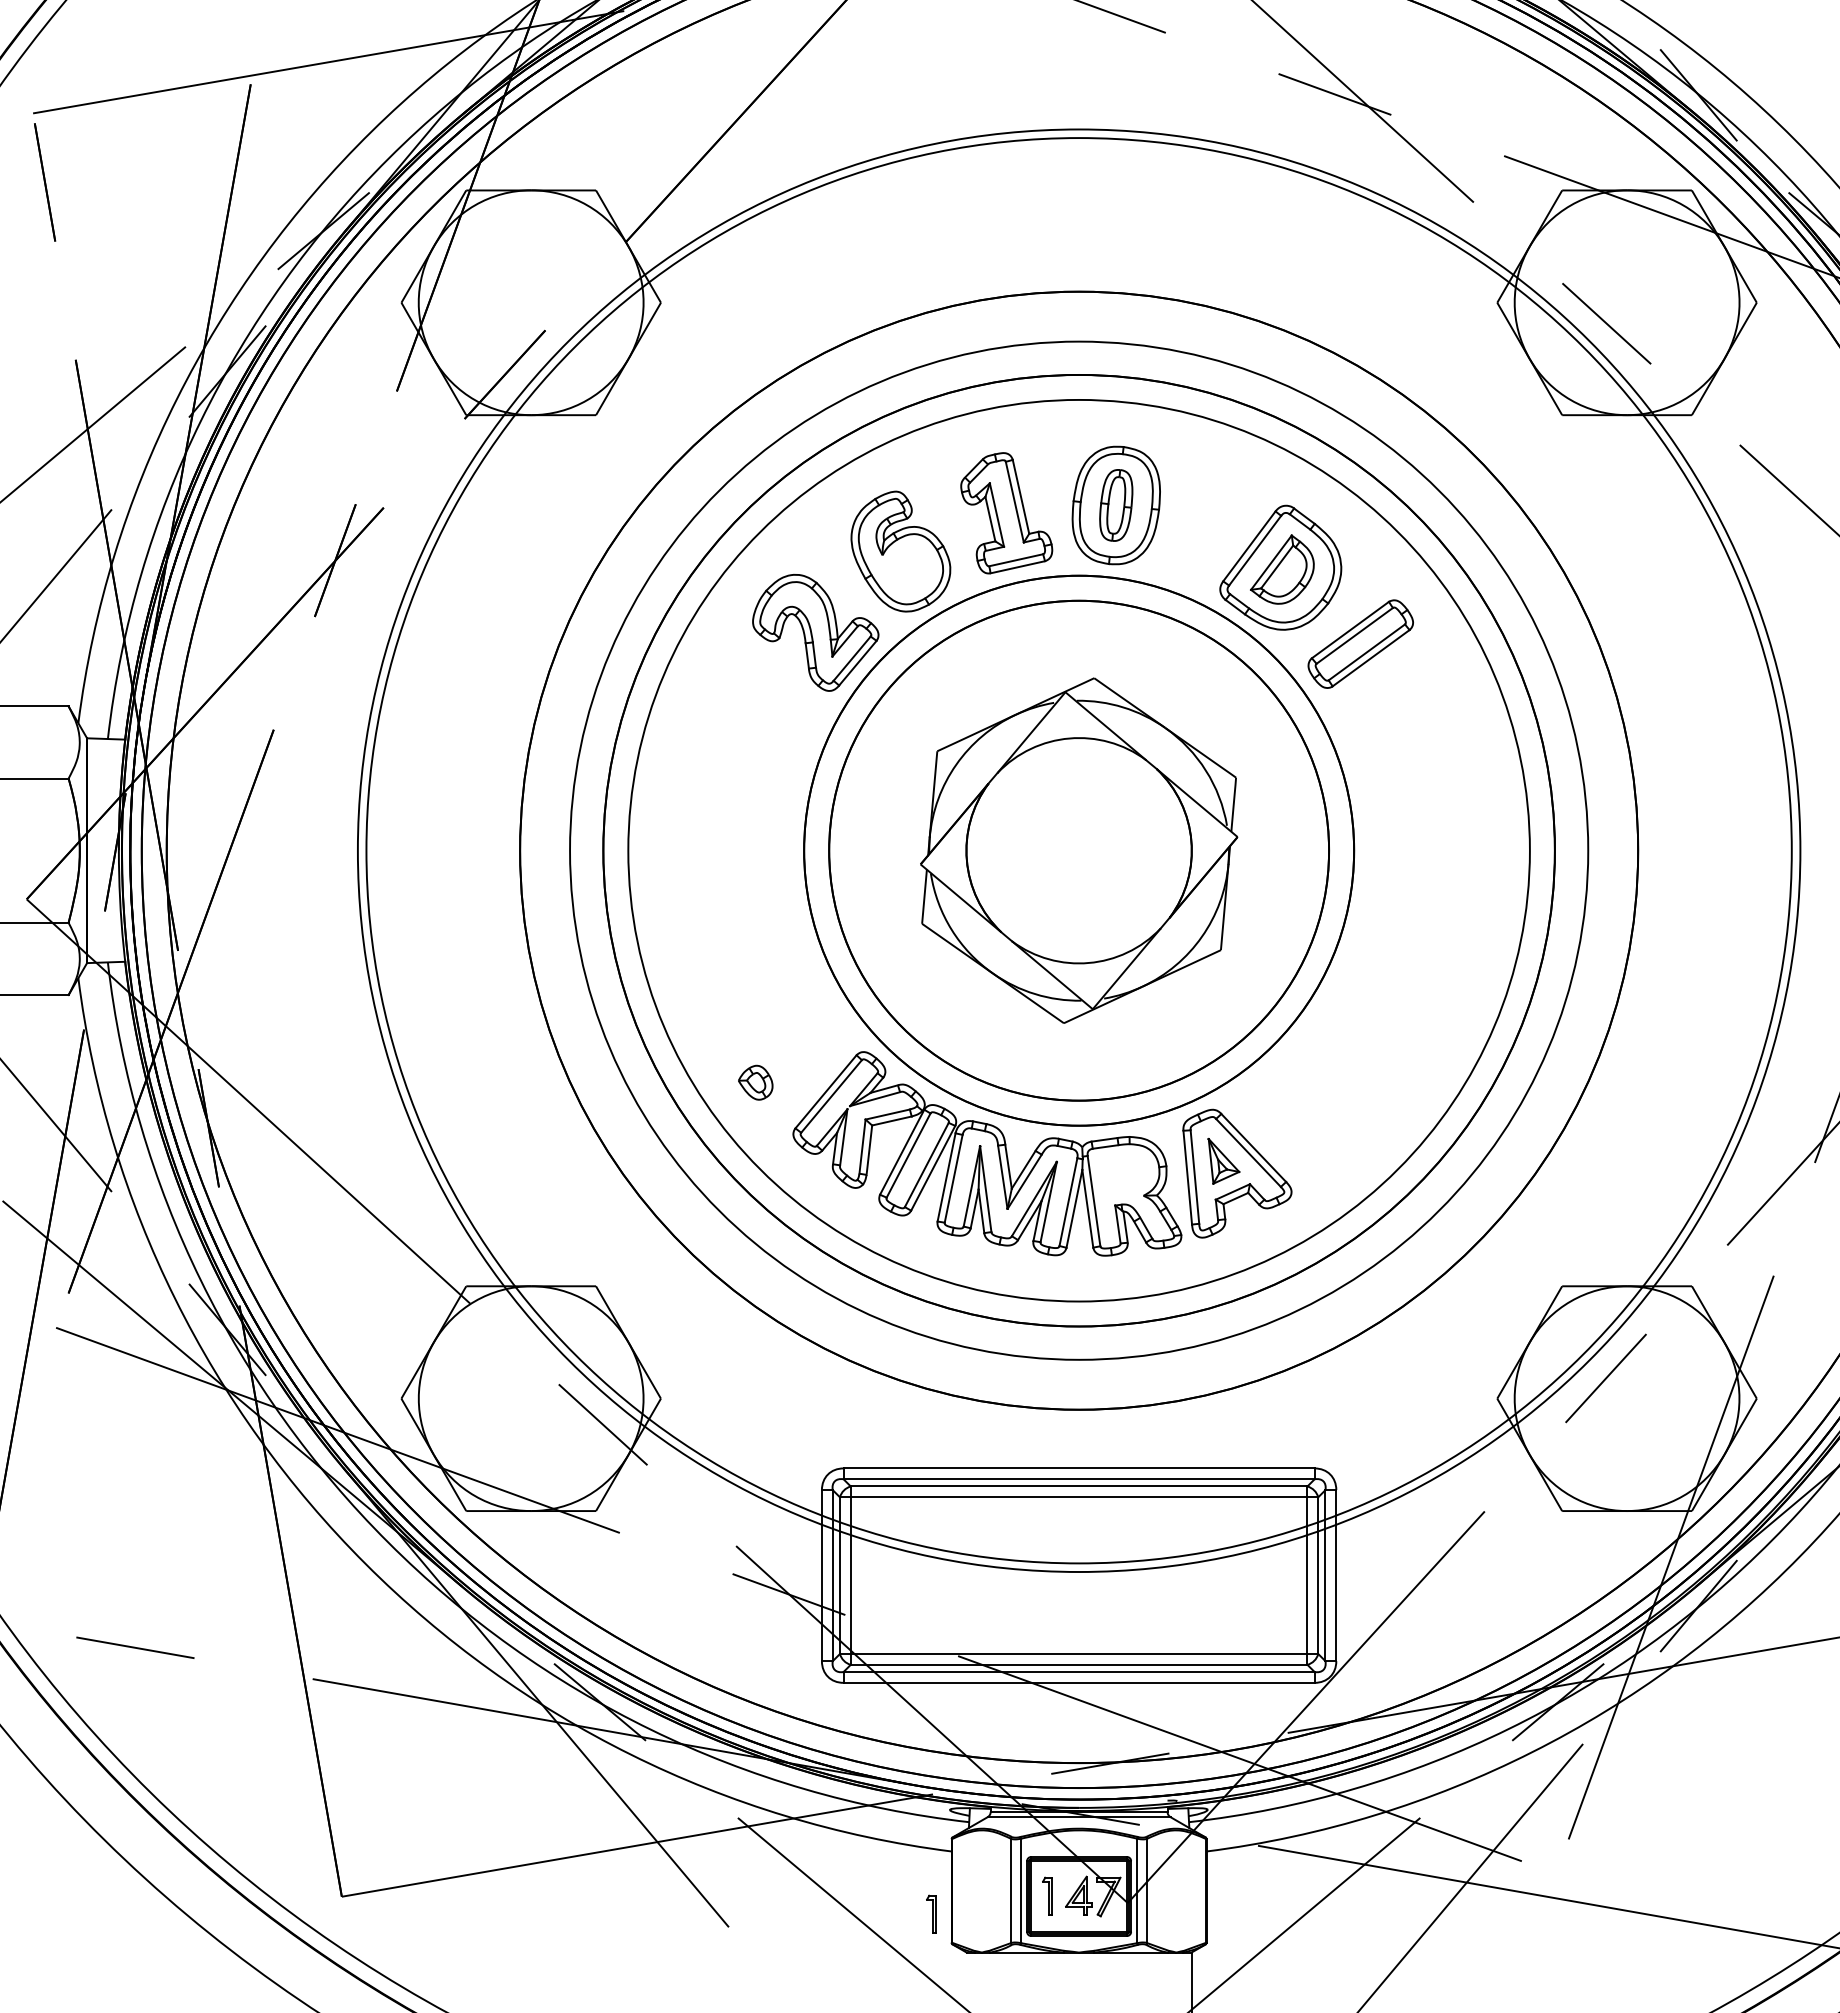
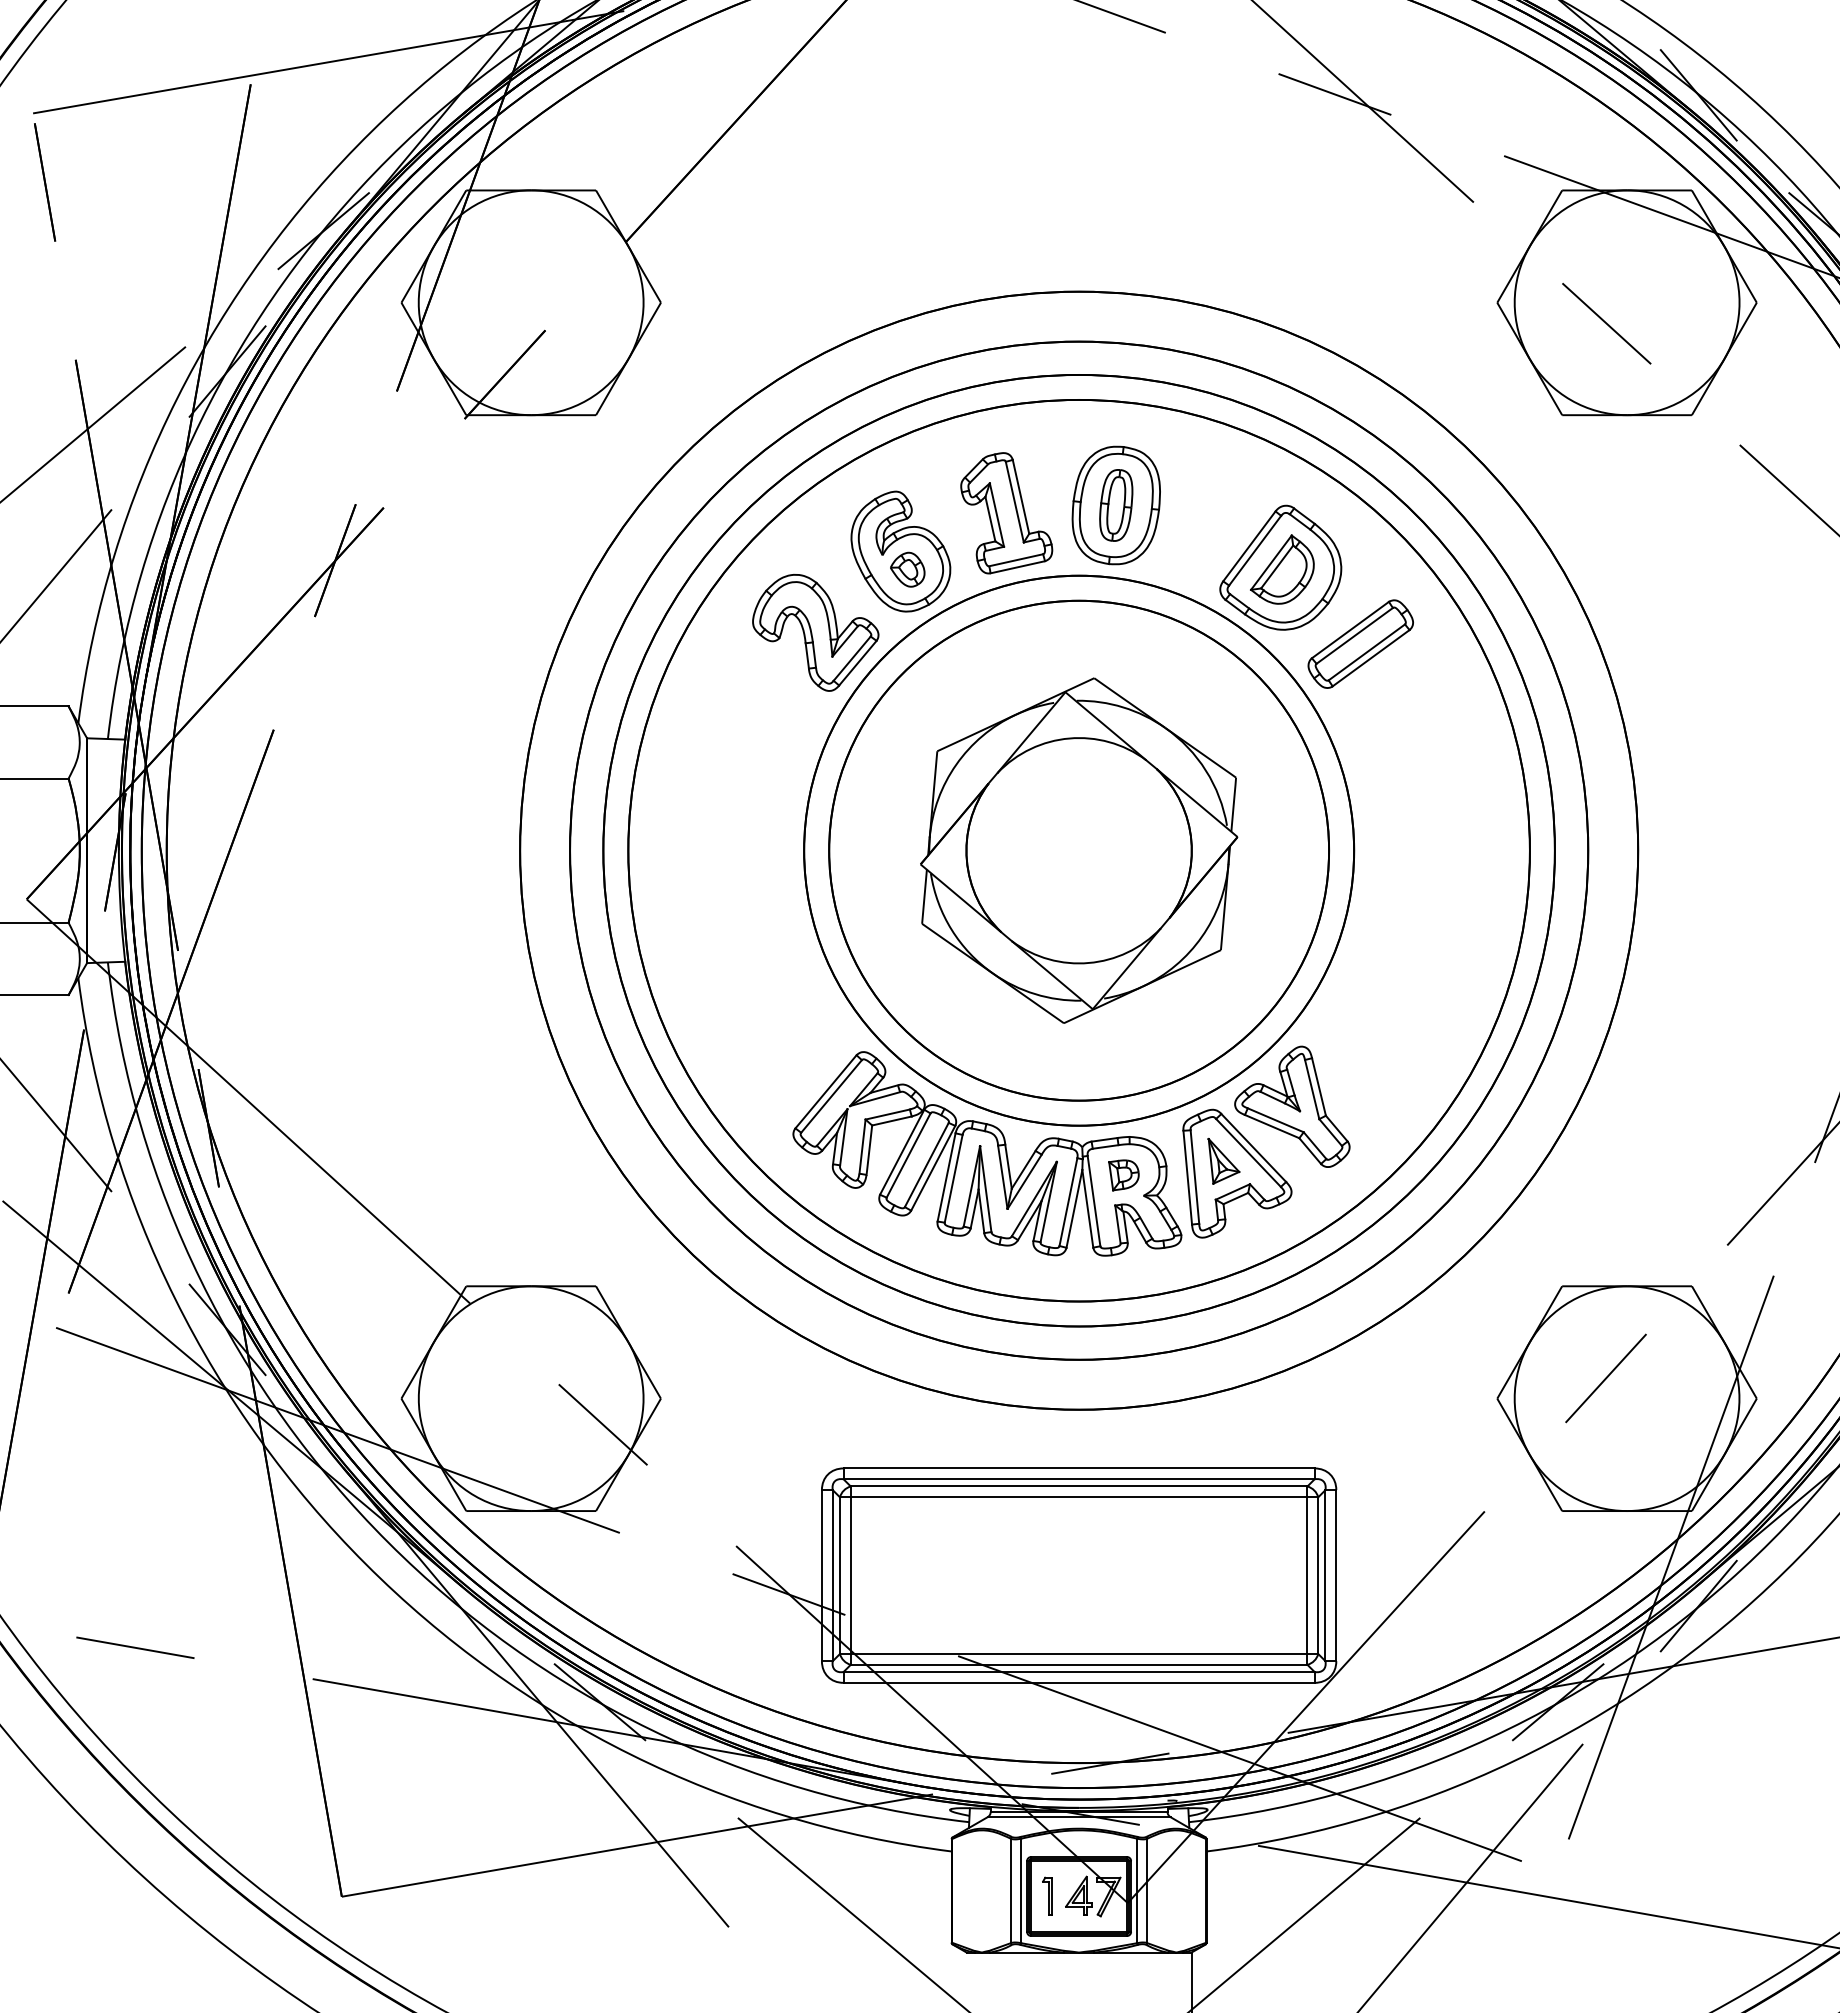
circle diameter: 1425 px -> 1018 px (1079, 850)
circle diameter: 1443 px -> 902 px (1078, 850)
part position: (755, 1082) -> (907, 569) (907, 569)
part: none -> present (1292, 1106)
part: none -> present (1123, 1175)
part: present -> none (931, 1913)
